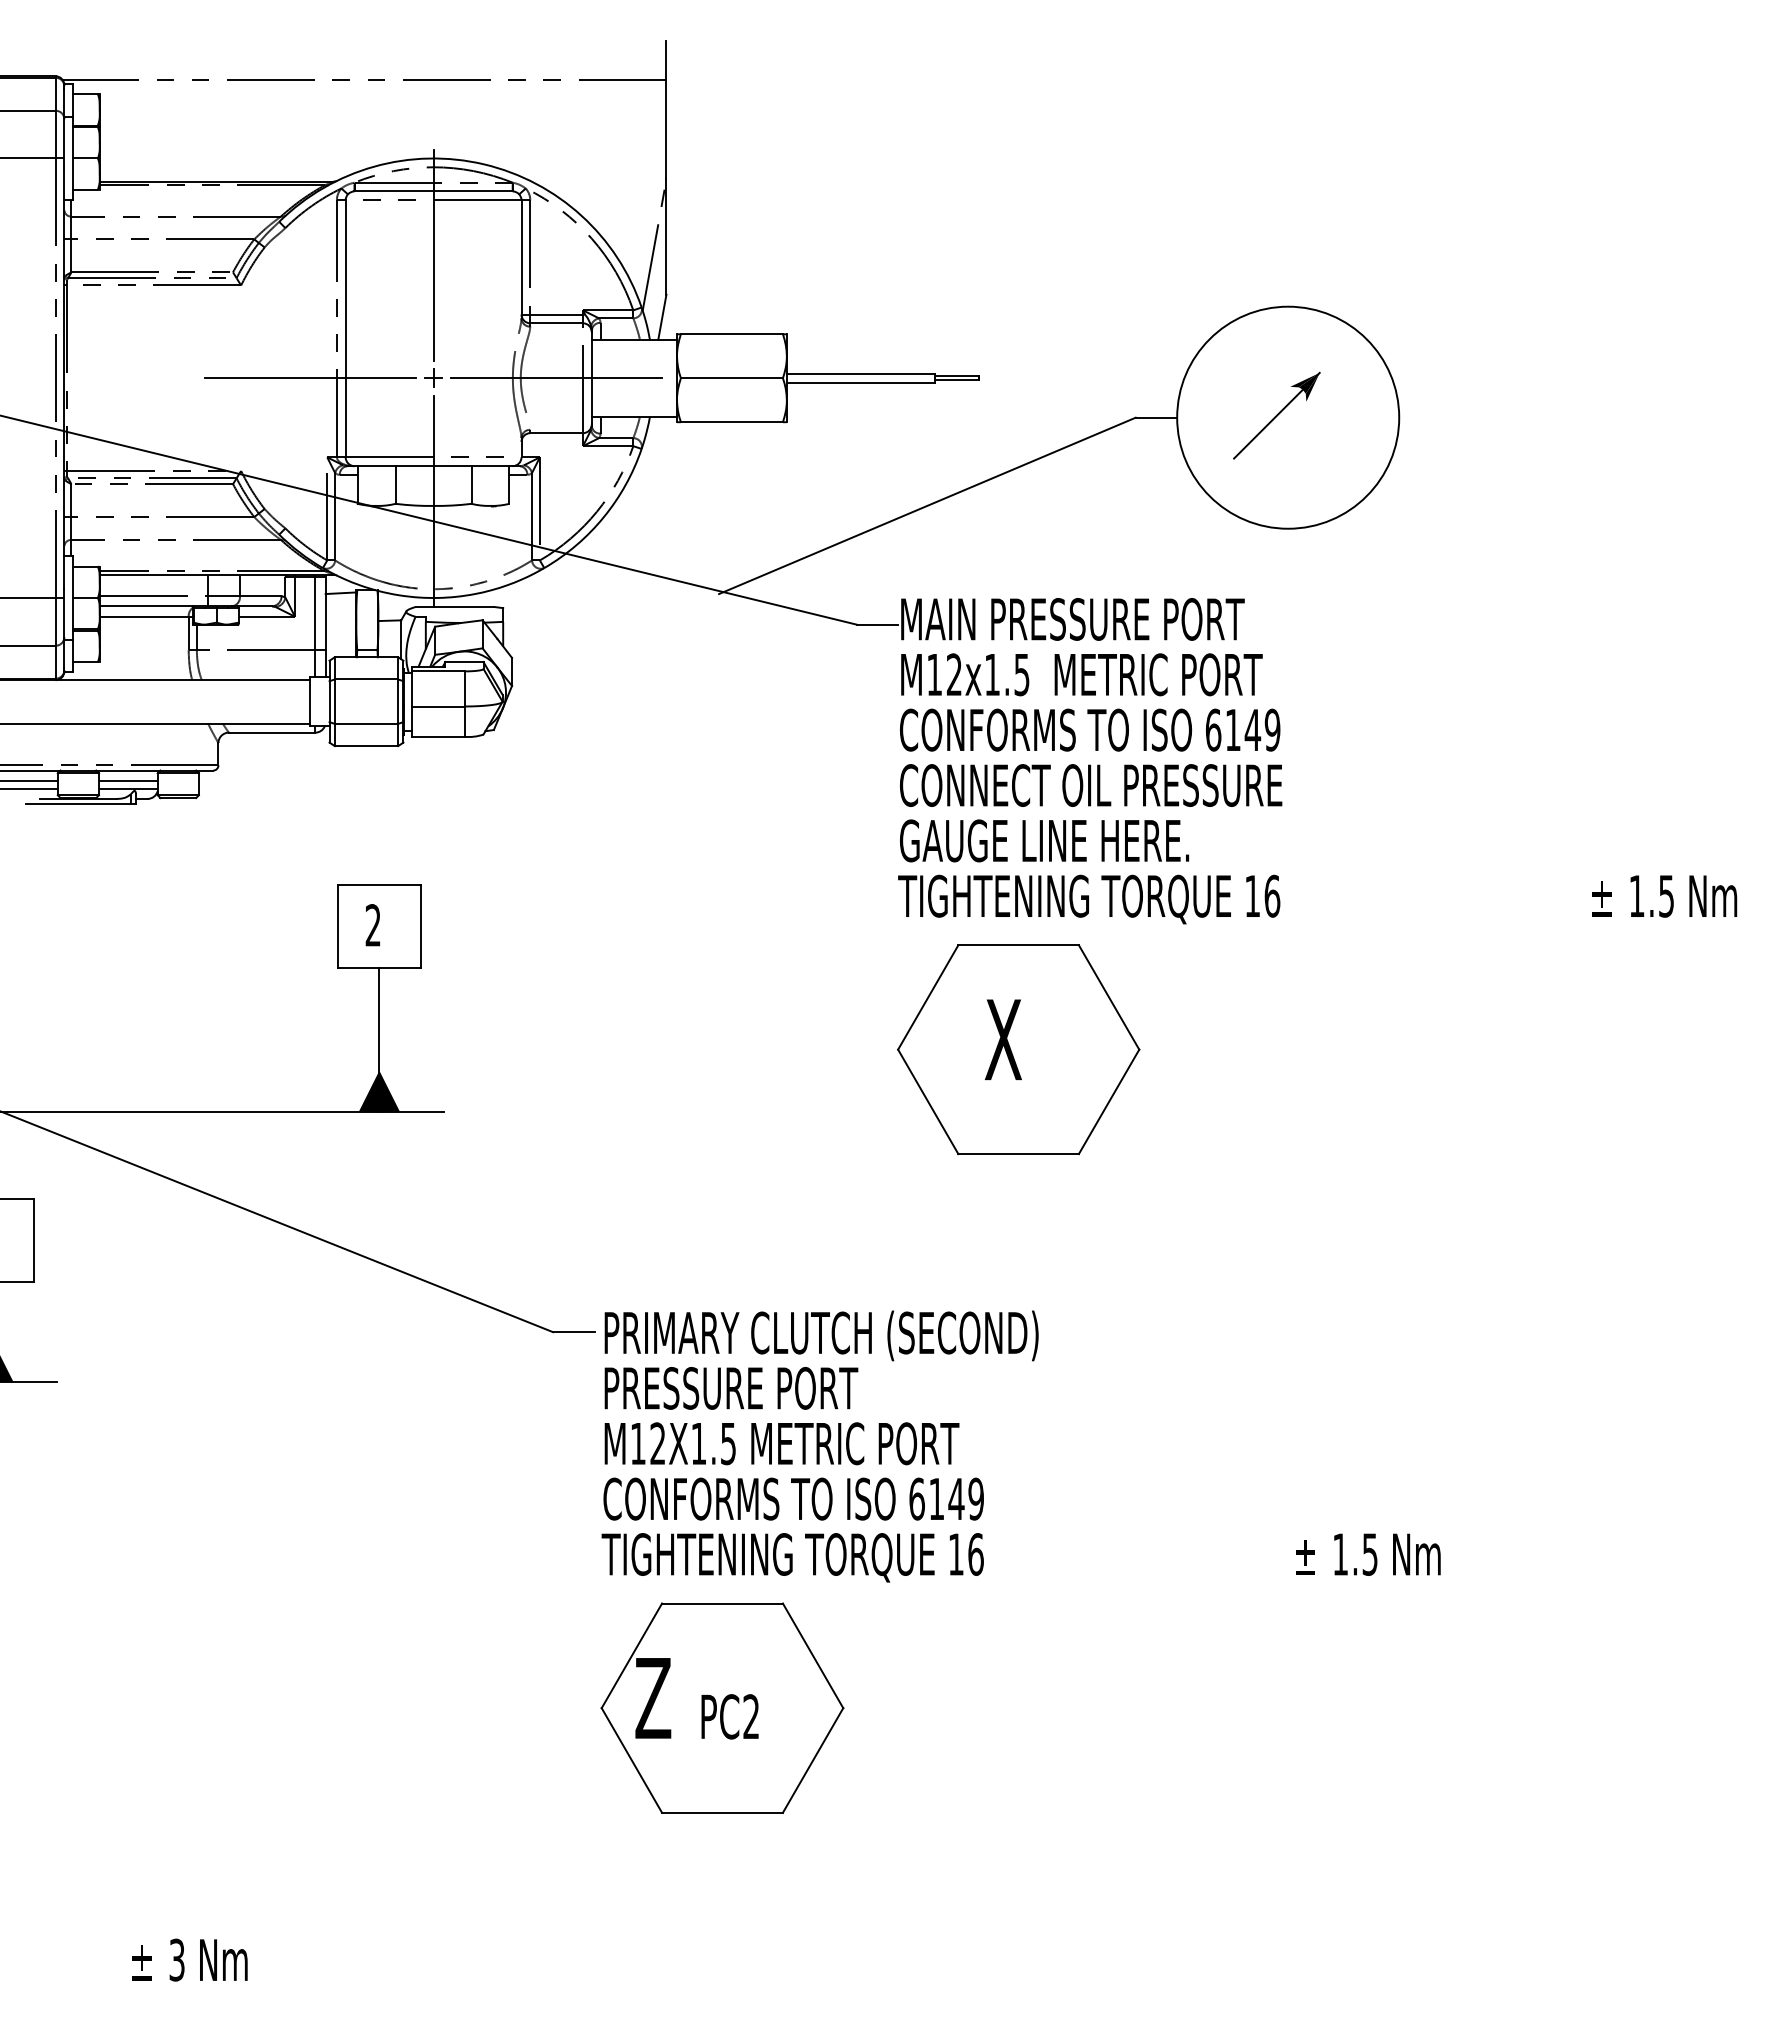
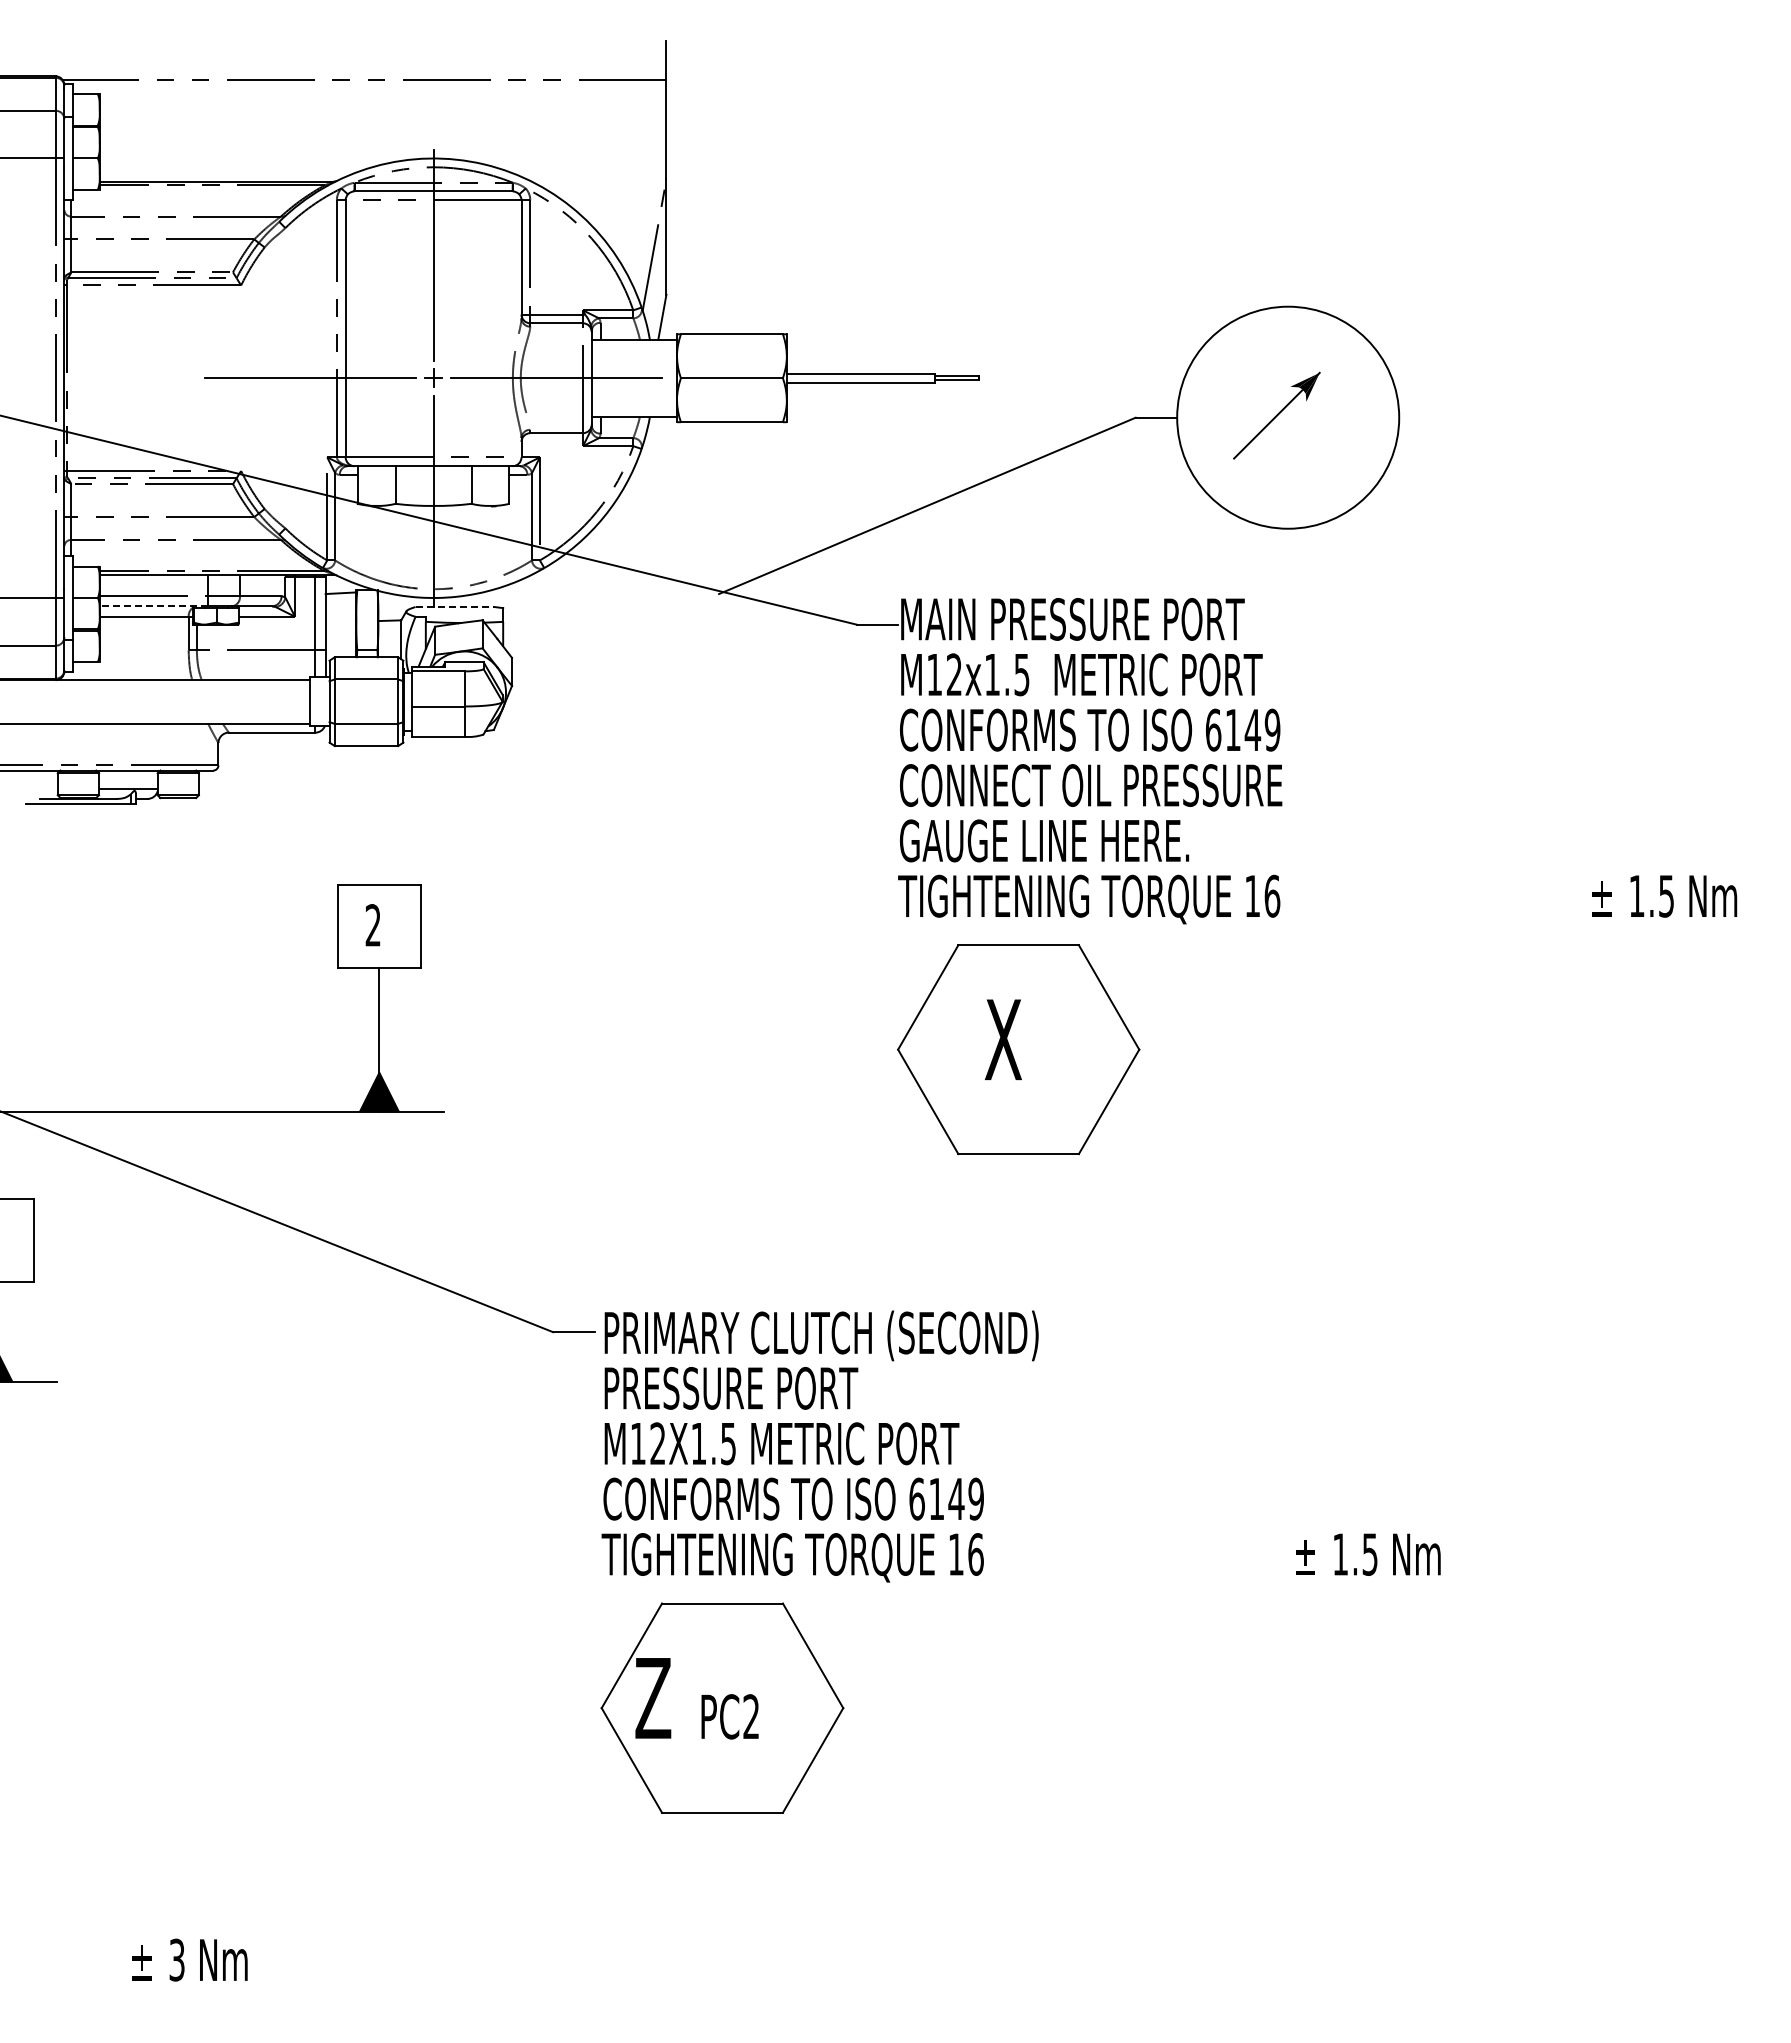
line: solid -> dashed (153, 606)
line: solid -> dashed (455, 607)
line: present -> none (29, 780)
line: present -> none (128, 780)
line: present -> none (29, 788)
